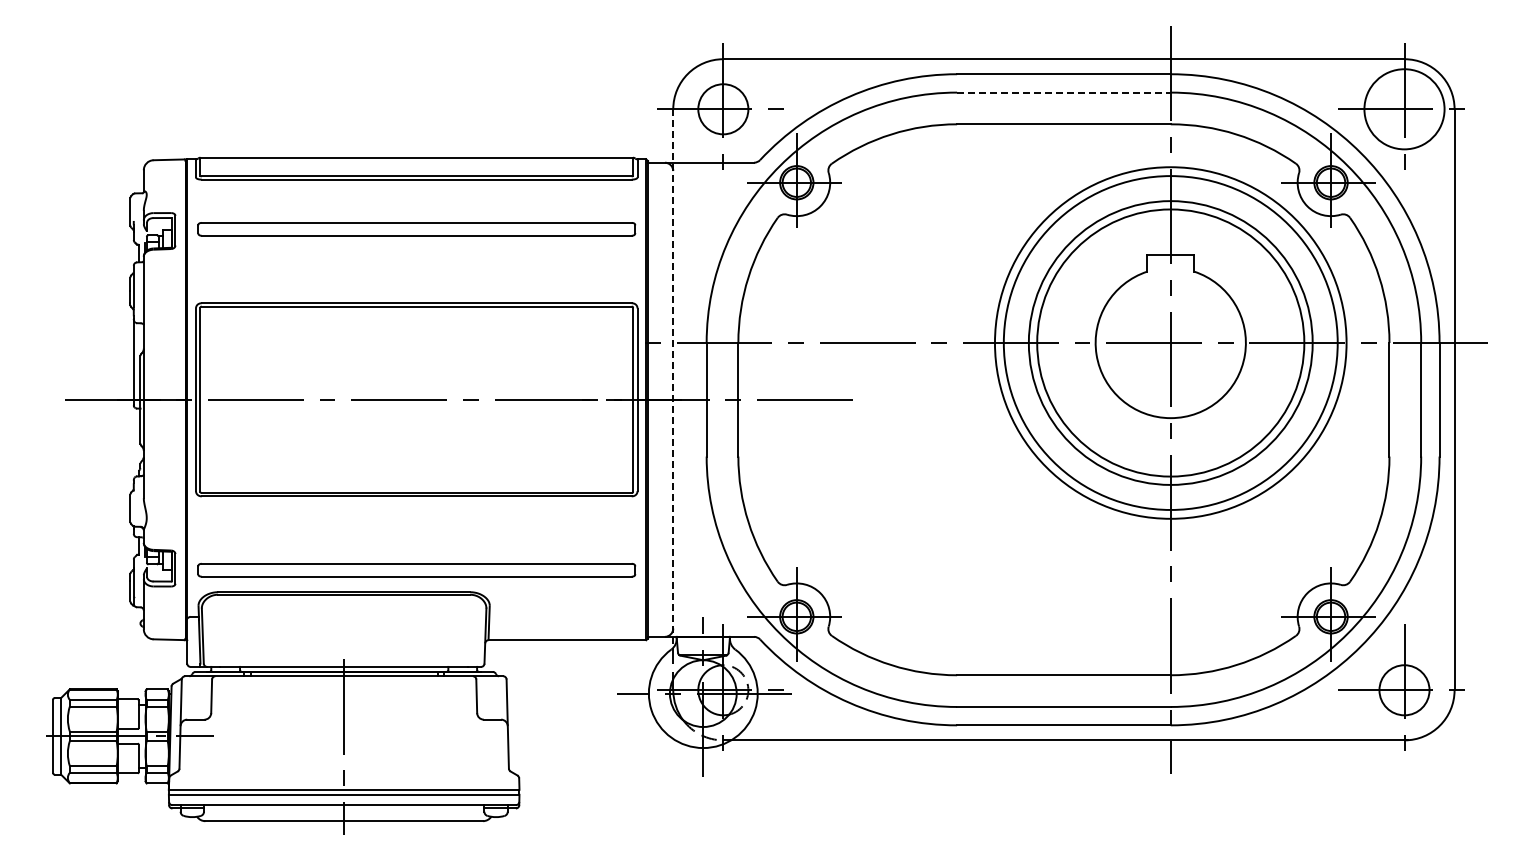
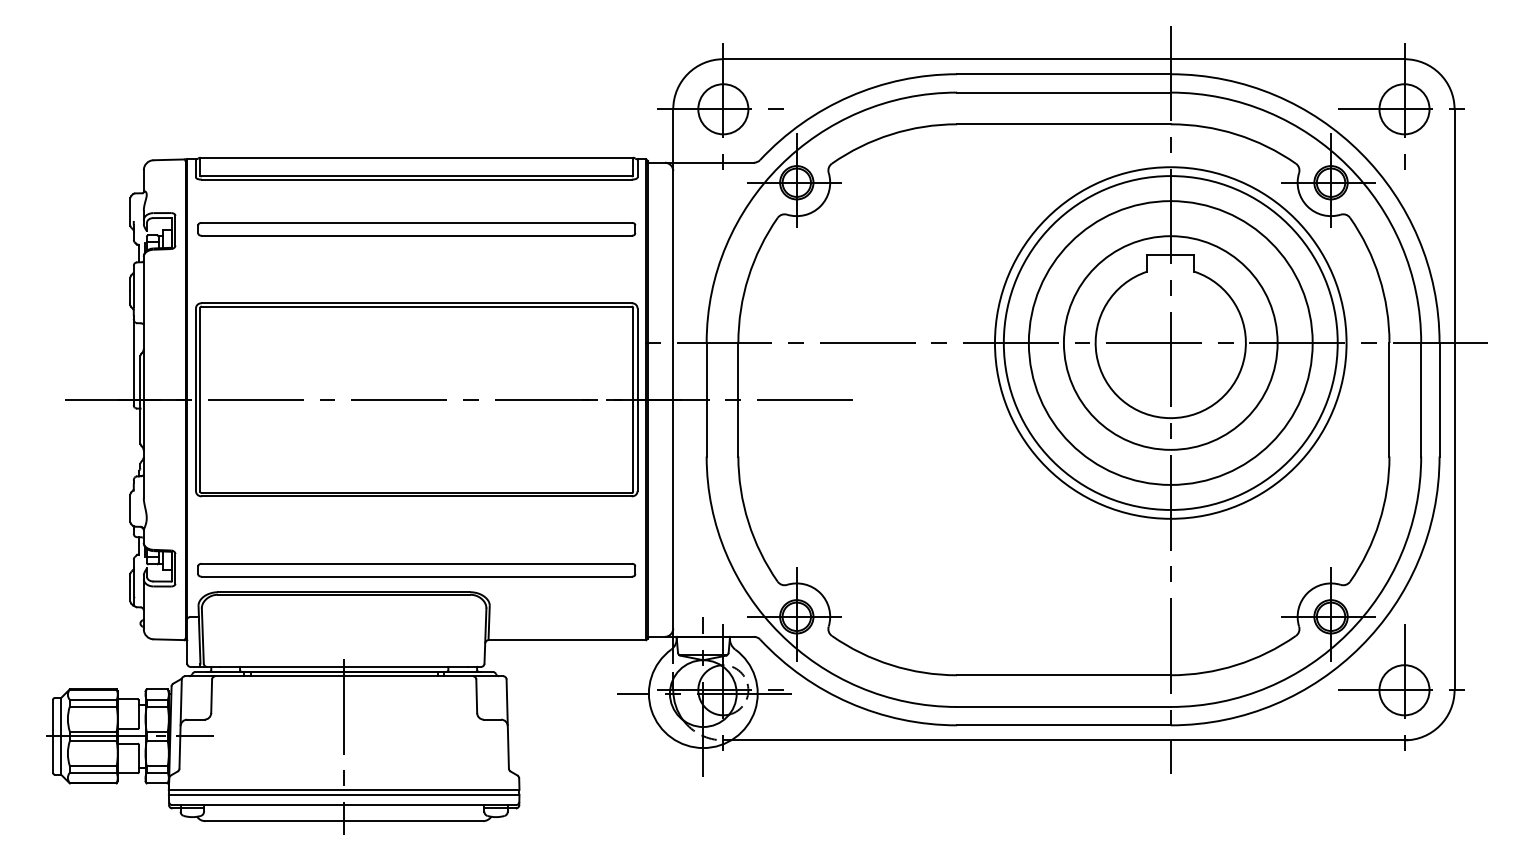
line: dashed -> solid (1063, 92)
circle diameter: 80 px -> 50 px (1404, 109)
circle diameter: 267 px -> 214 px (1170, 342)
line: dashed -> solid (673, 379)
